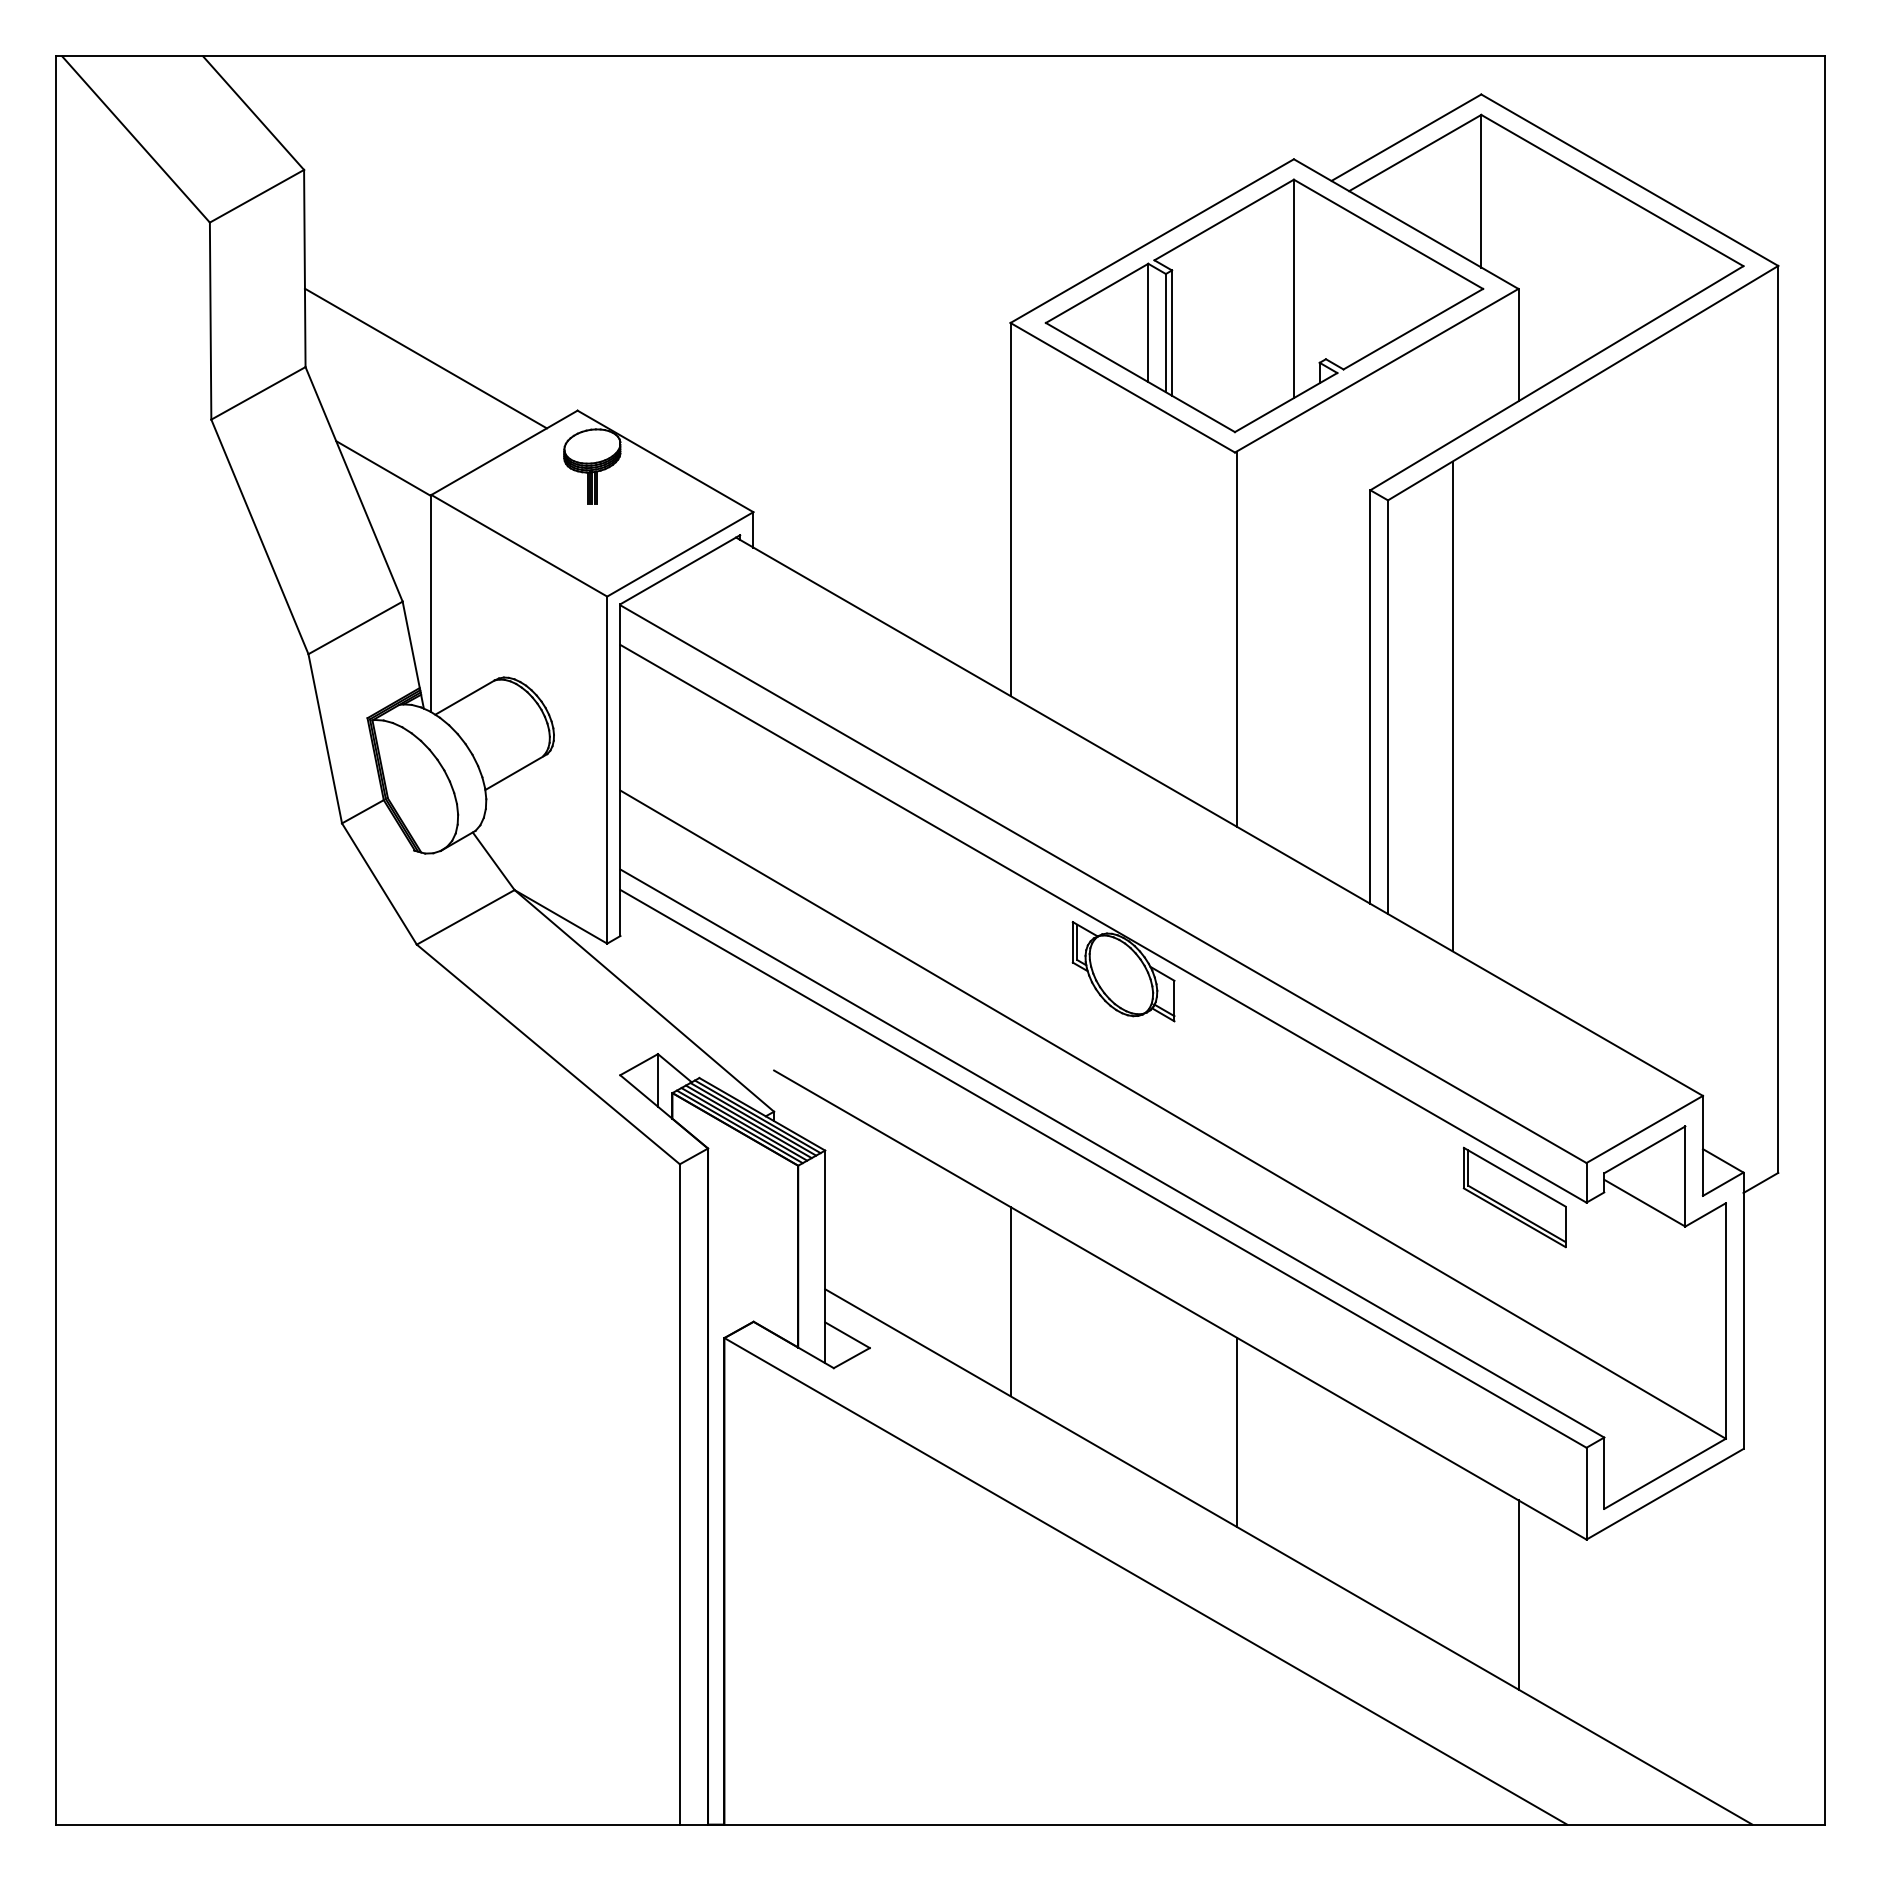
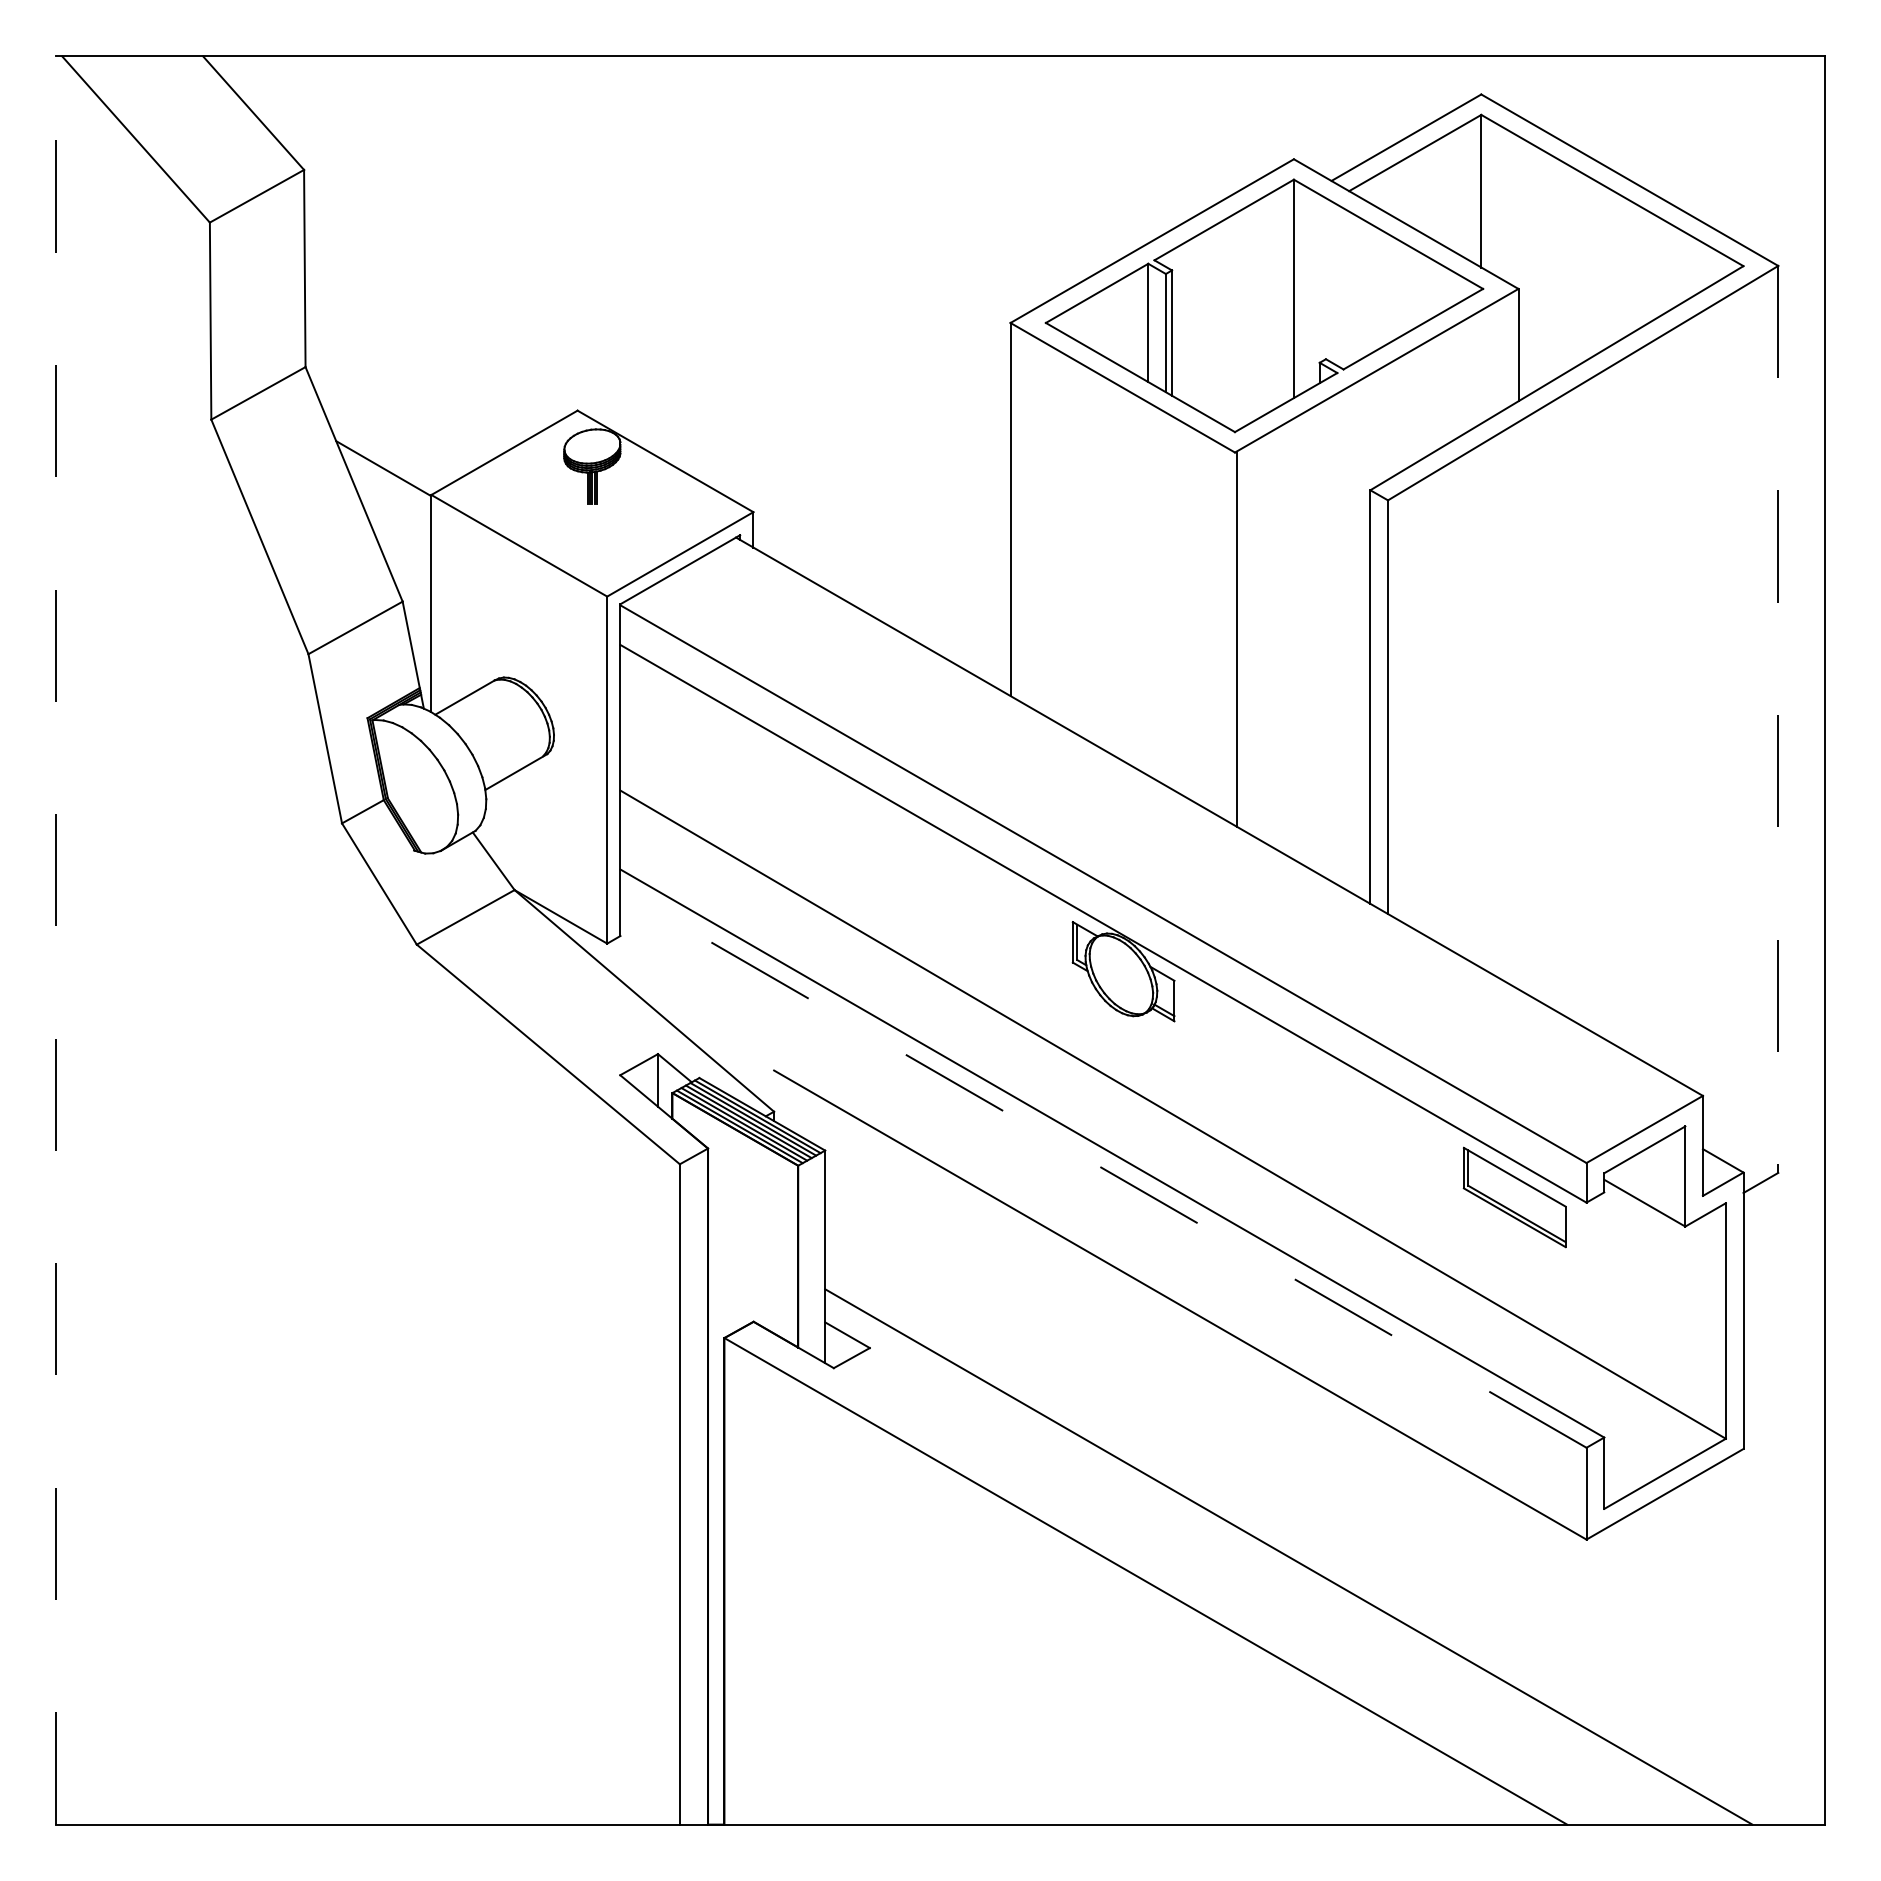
line: present -> none (425, 358)
line: present -> none (1452, 706)
line: solid -> dashed (1778, 719)
line: solid -> dashed (56, 940)
line: solid -> dashed (1103, 1168)
line: present -> none (1010, 1301)
line: present -> none (1236, 1431)
line: present -> none (1518, 1594)
